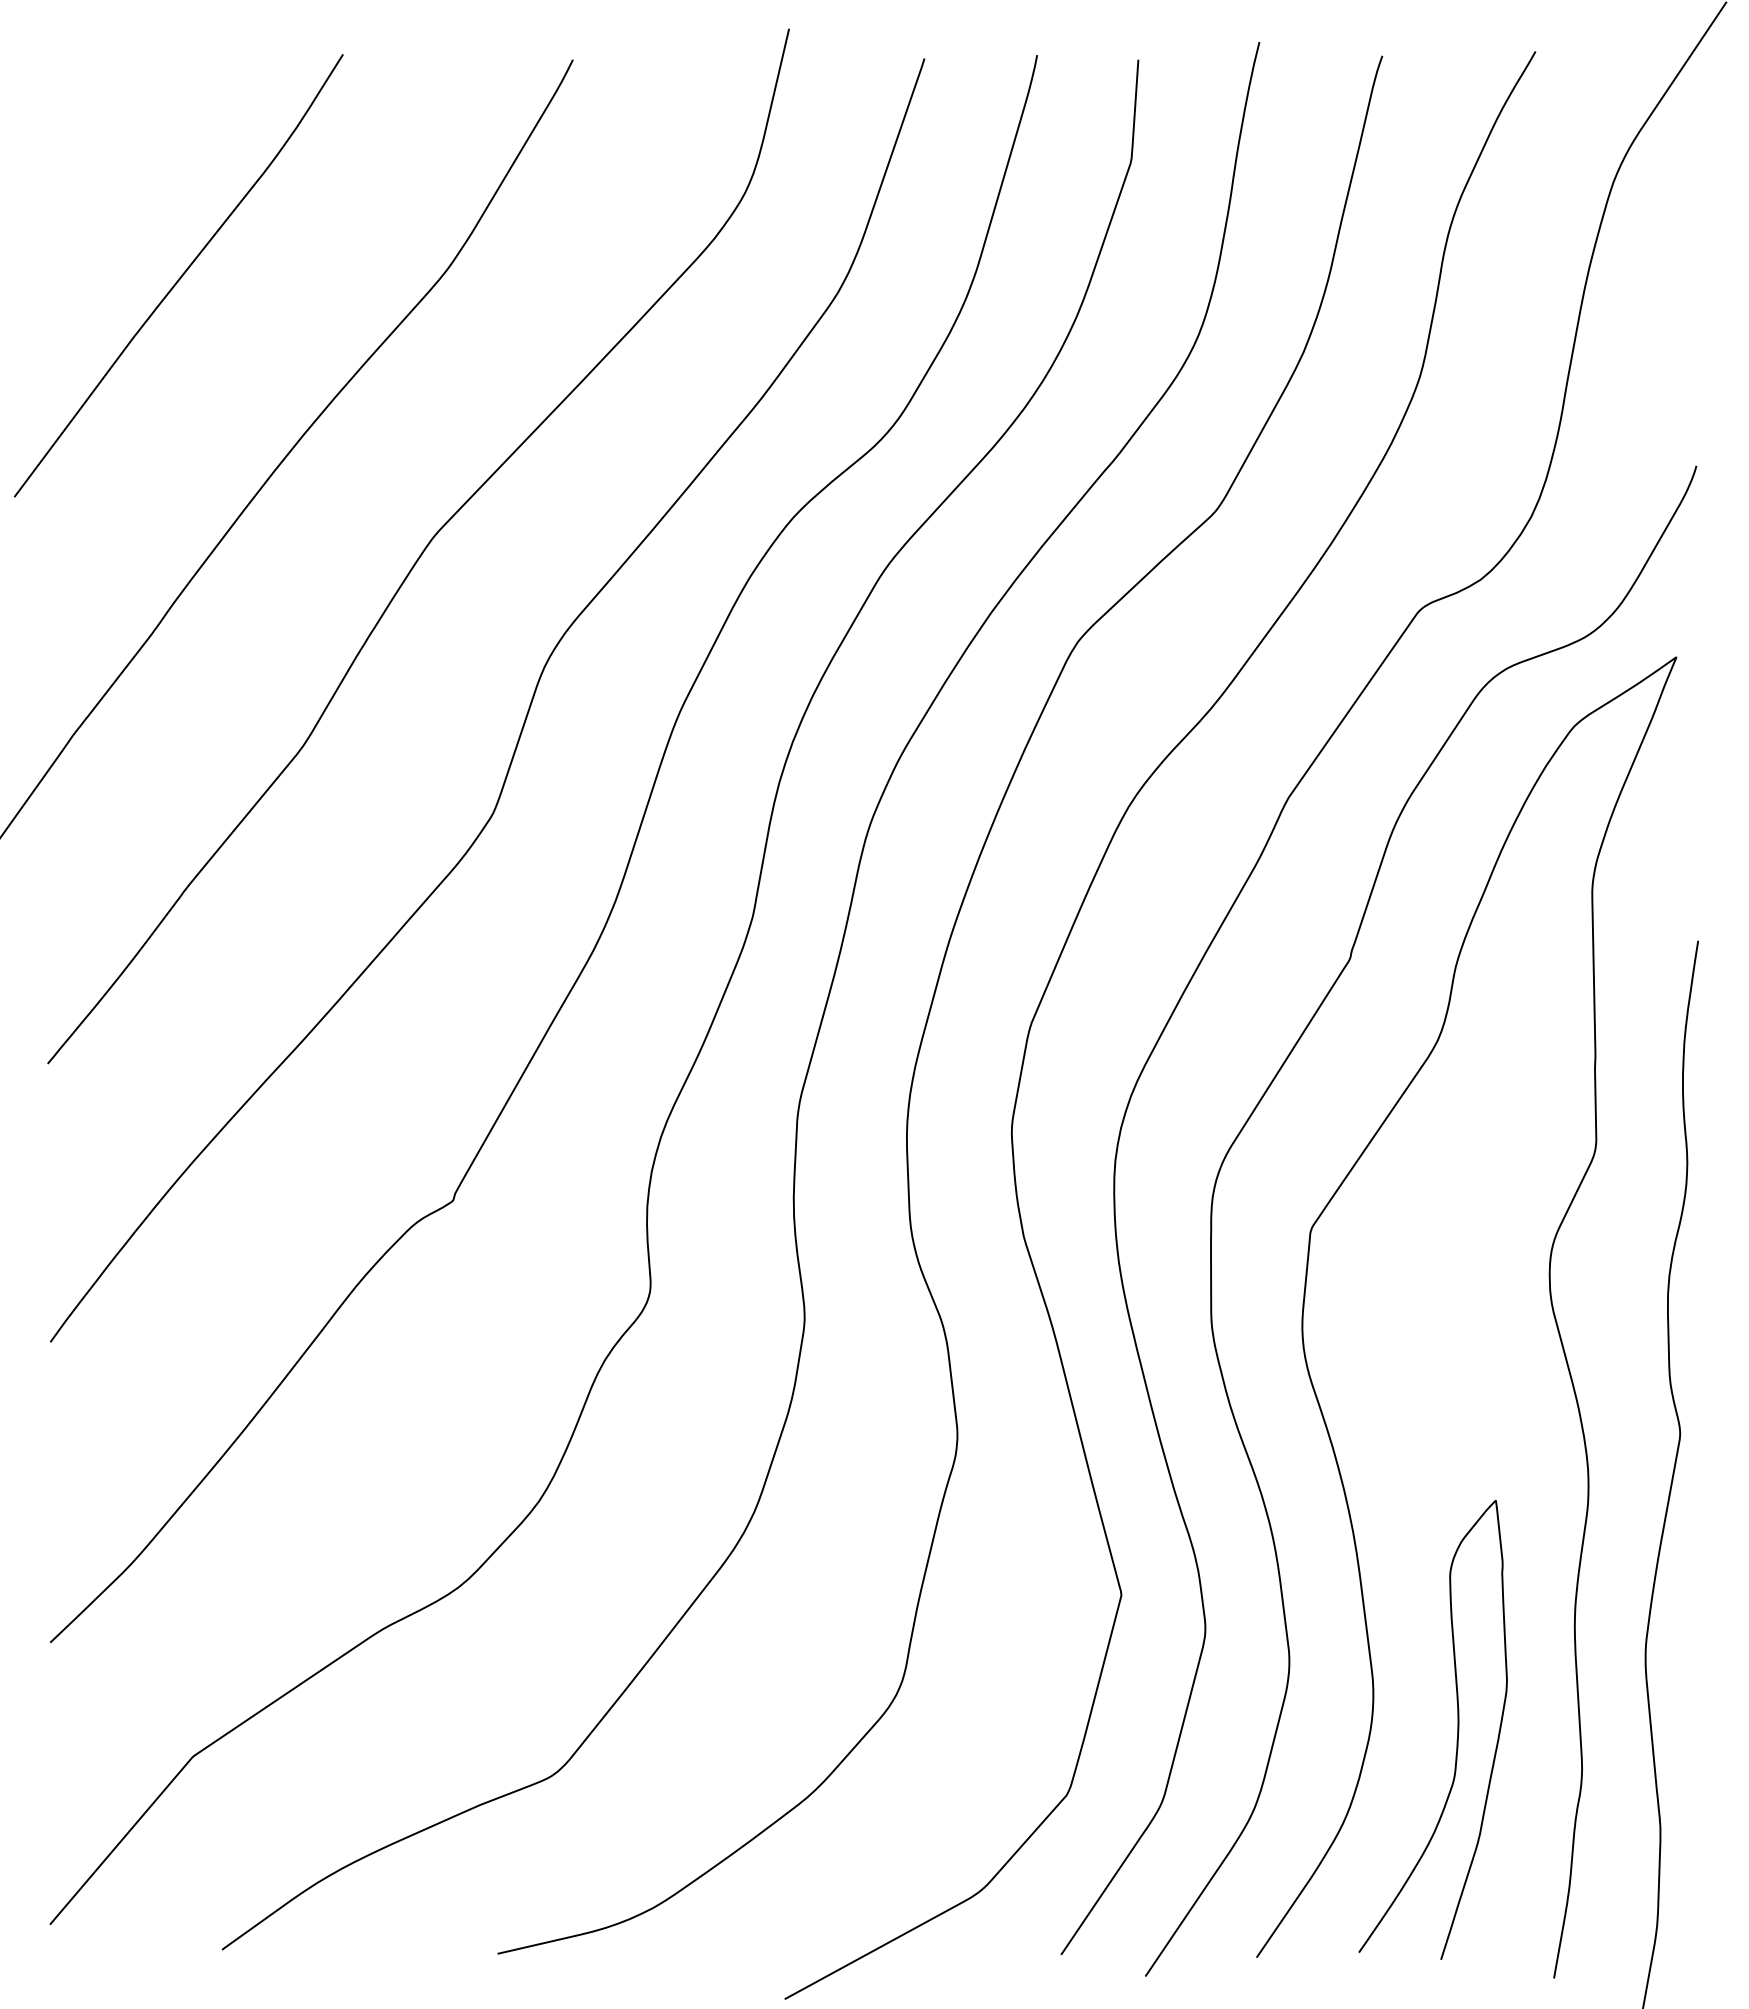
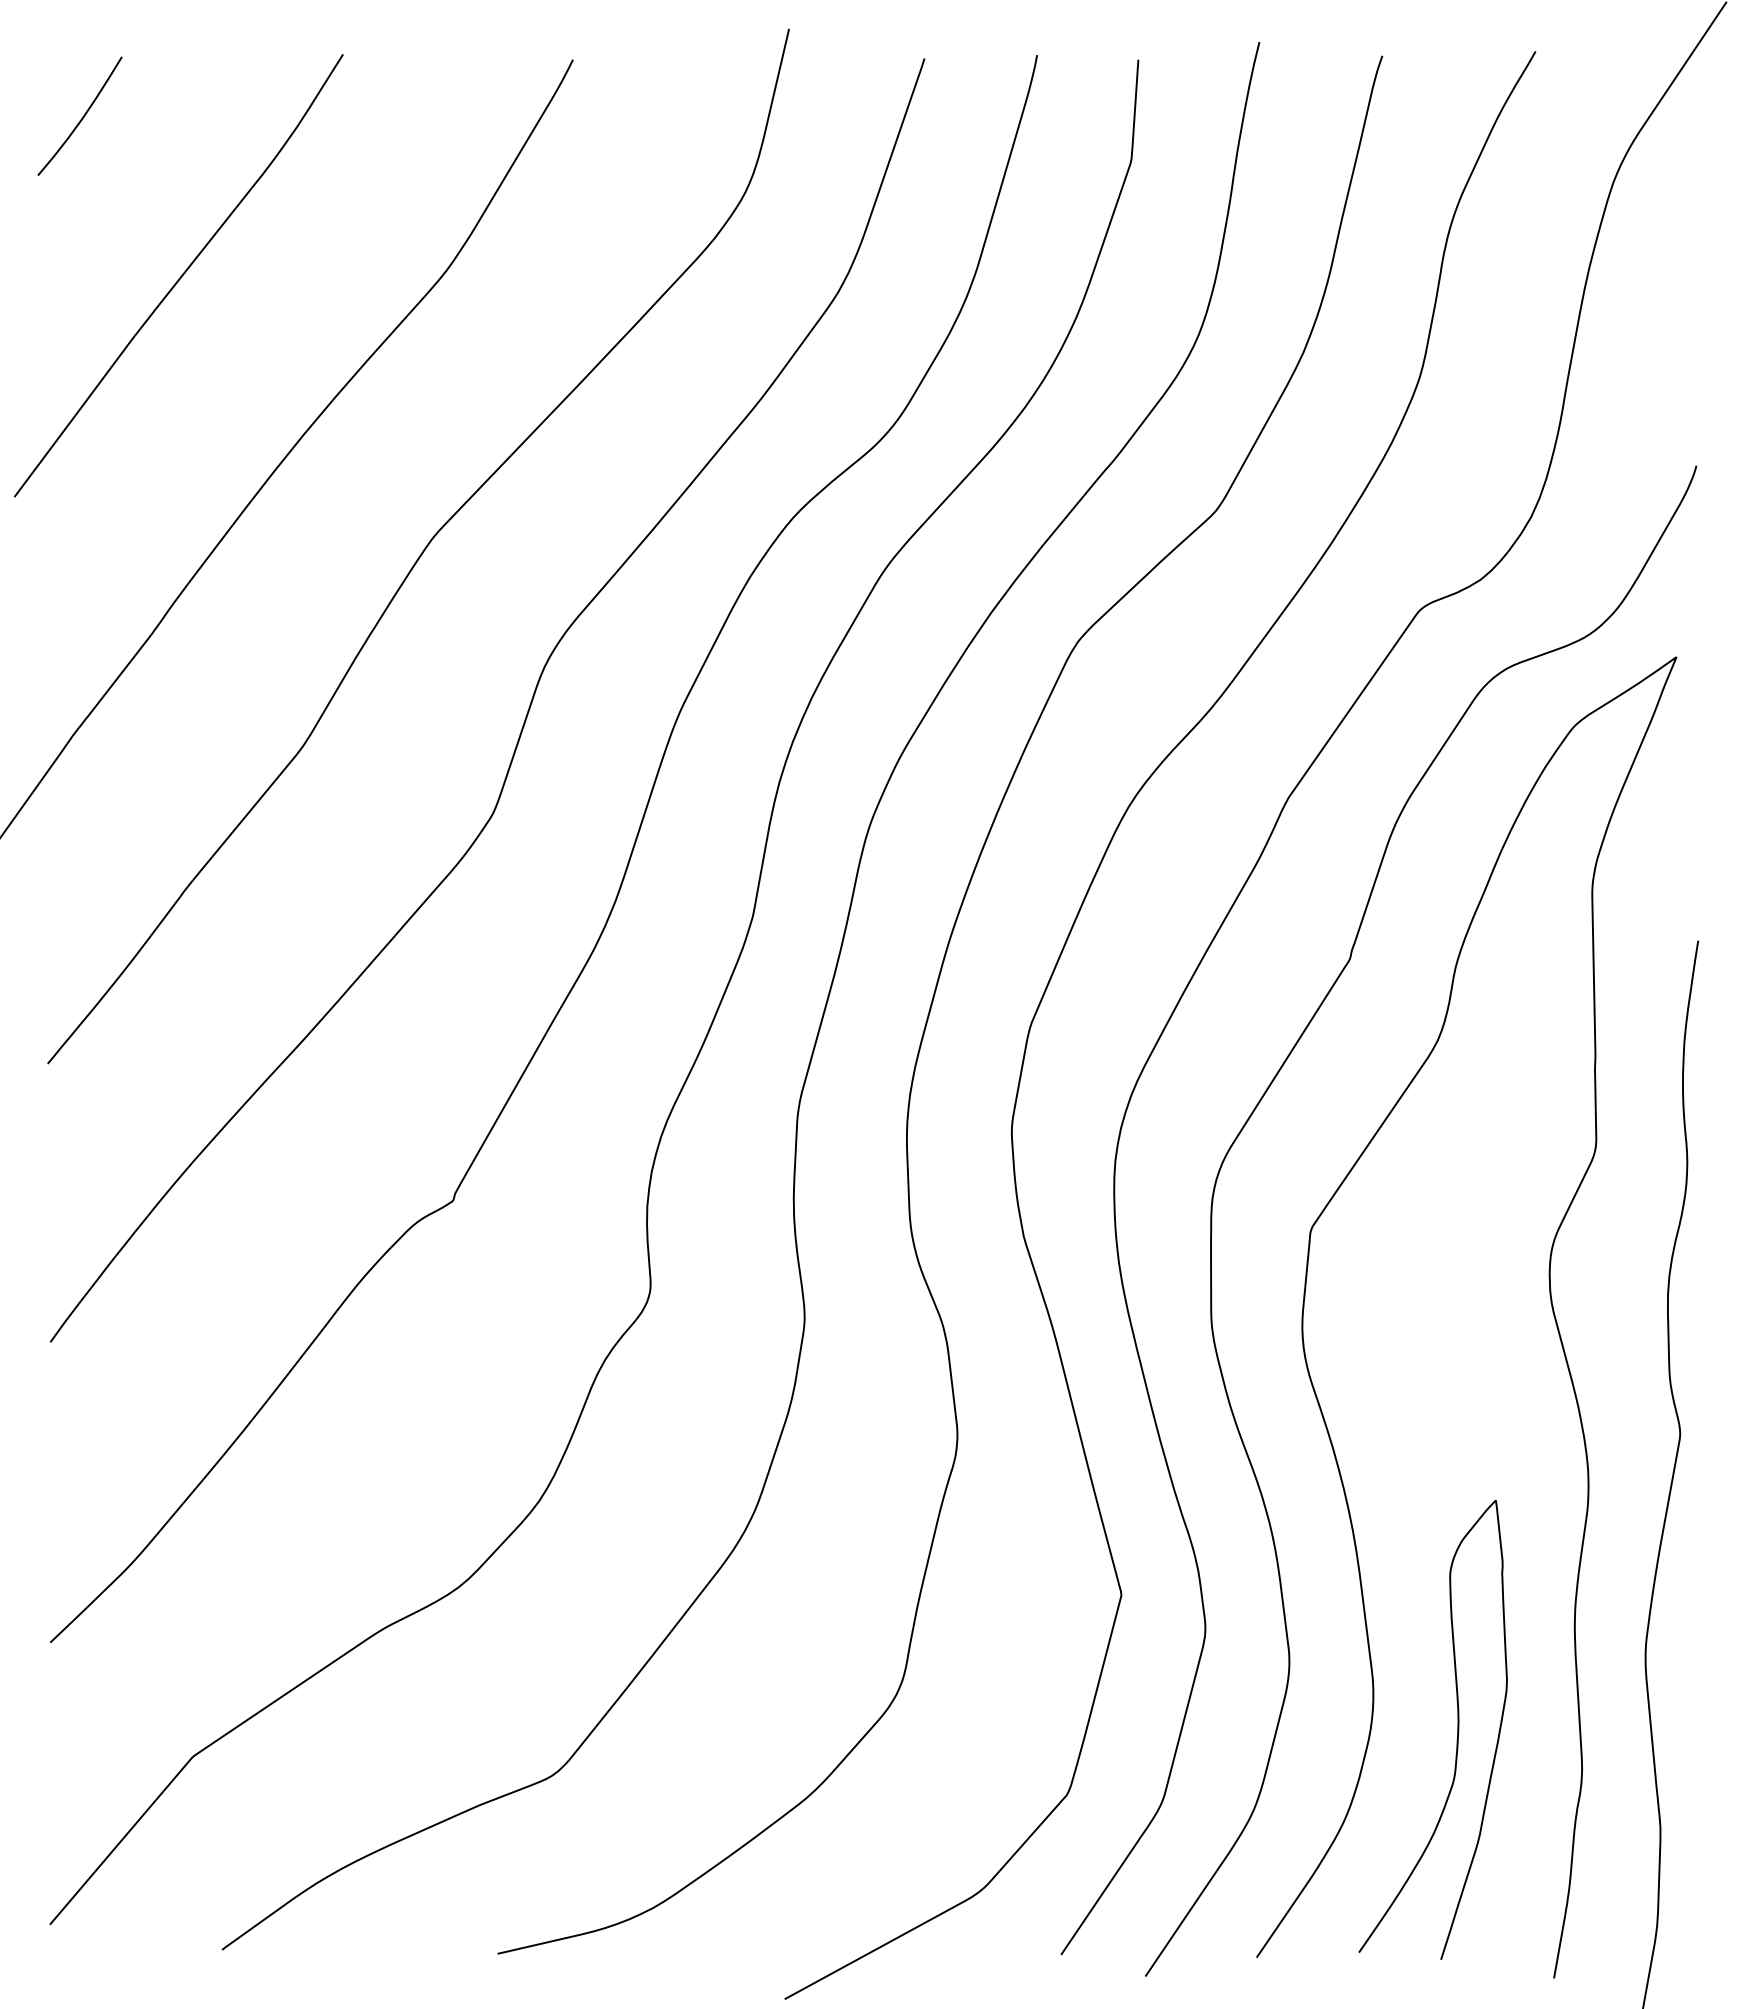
curve: none -> present (82, 116)
